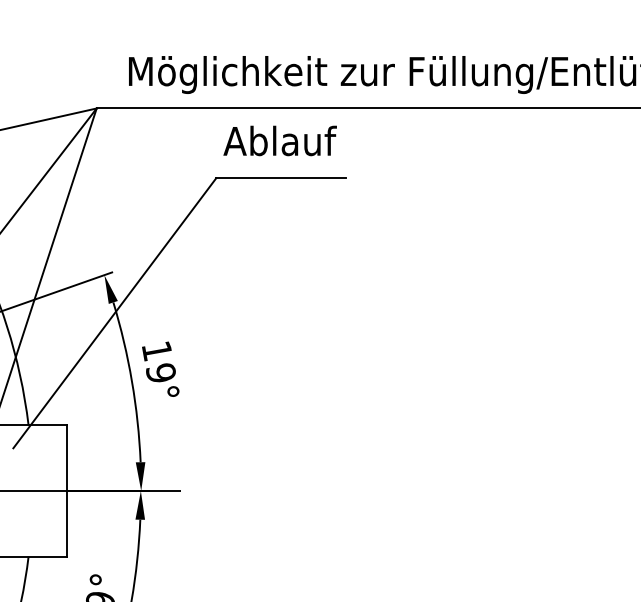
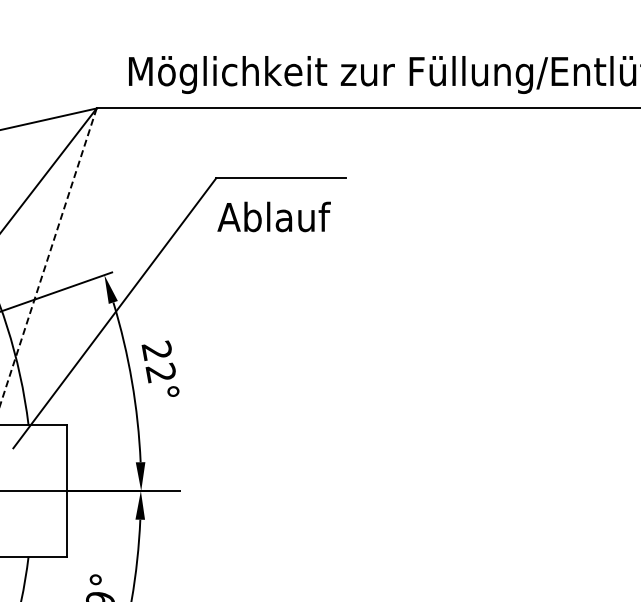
text position: (279, 140) -> (273, 216) (273, 216)
line: solid -> dashed (48, 257)
text: 19° -> 22° (158, 361)
